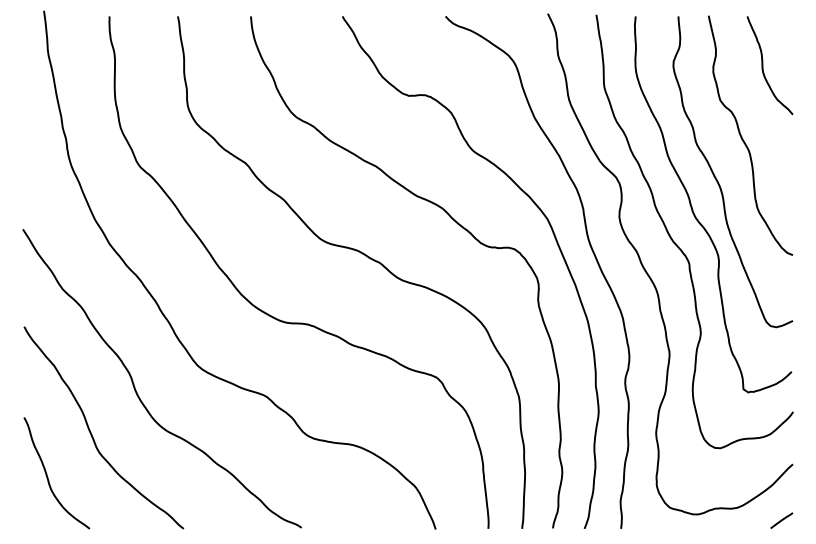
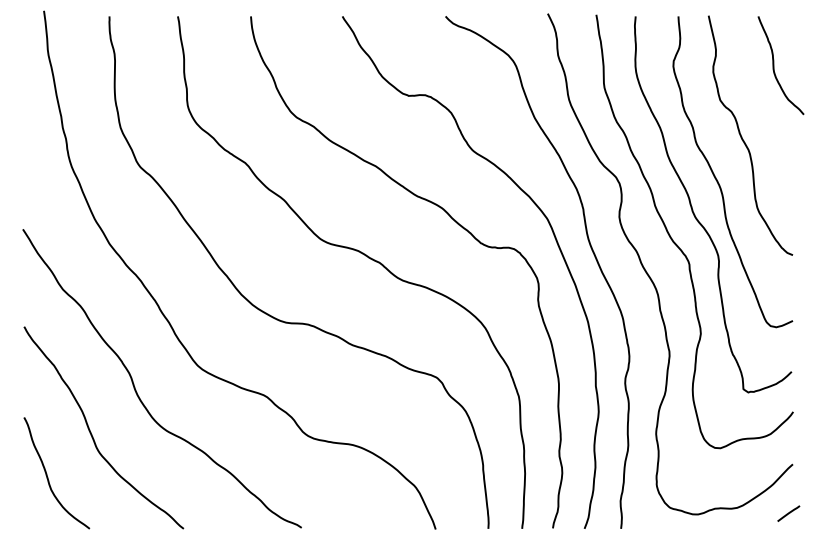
curve position: (763, 65) -> (774, 65) (774, 65)
line position: (781, 520) -> (788, 513) (788, 513)
